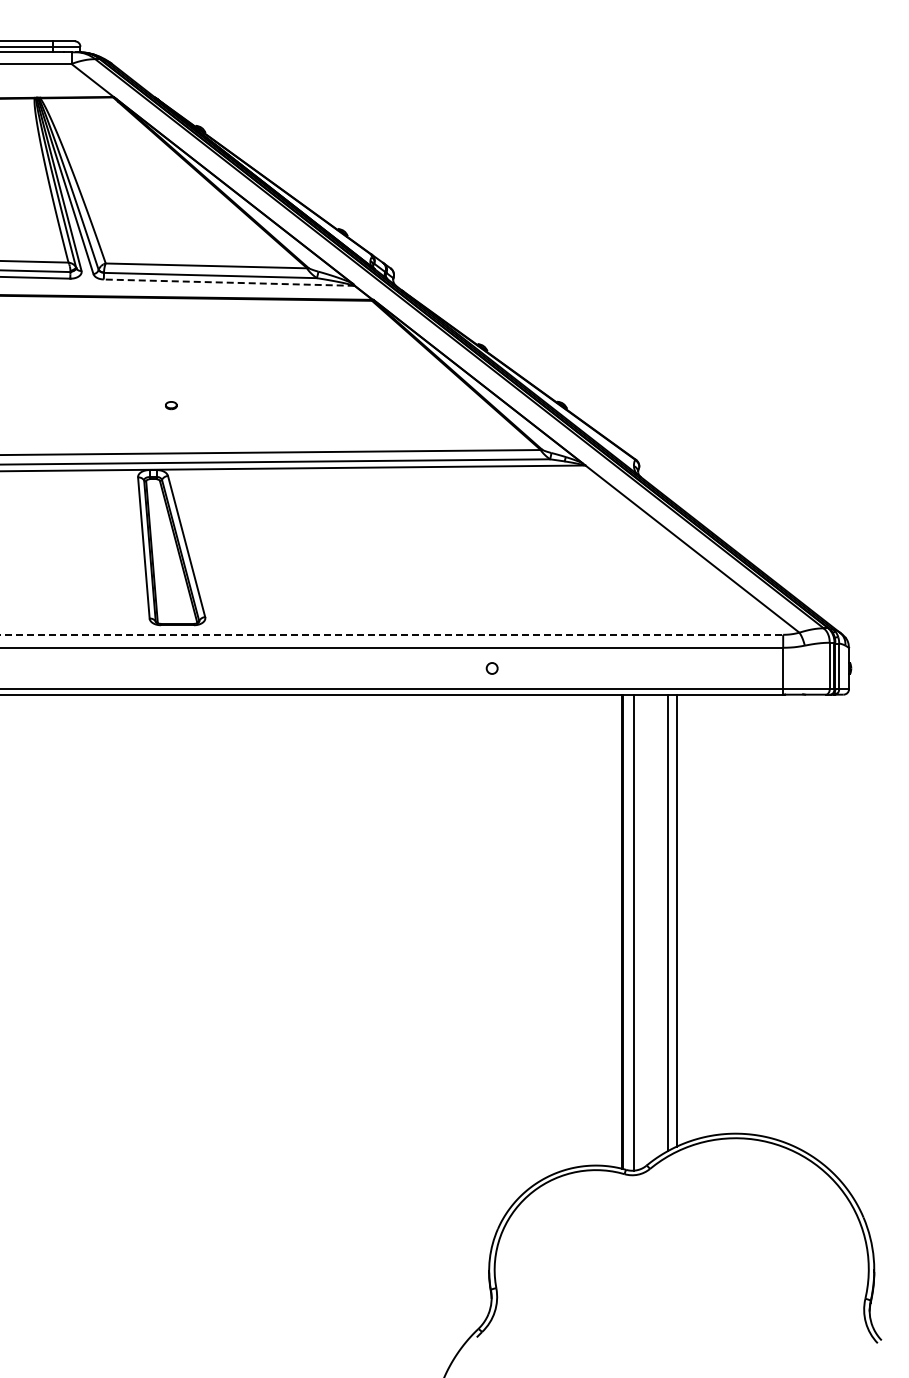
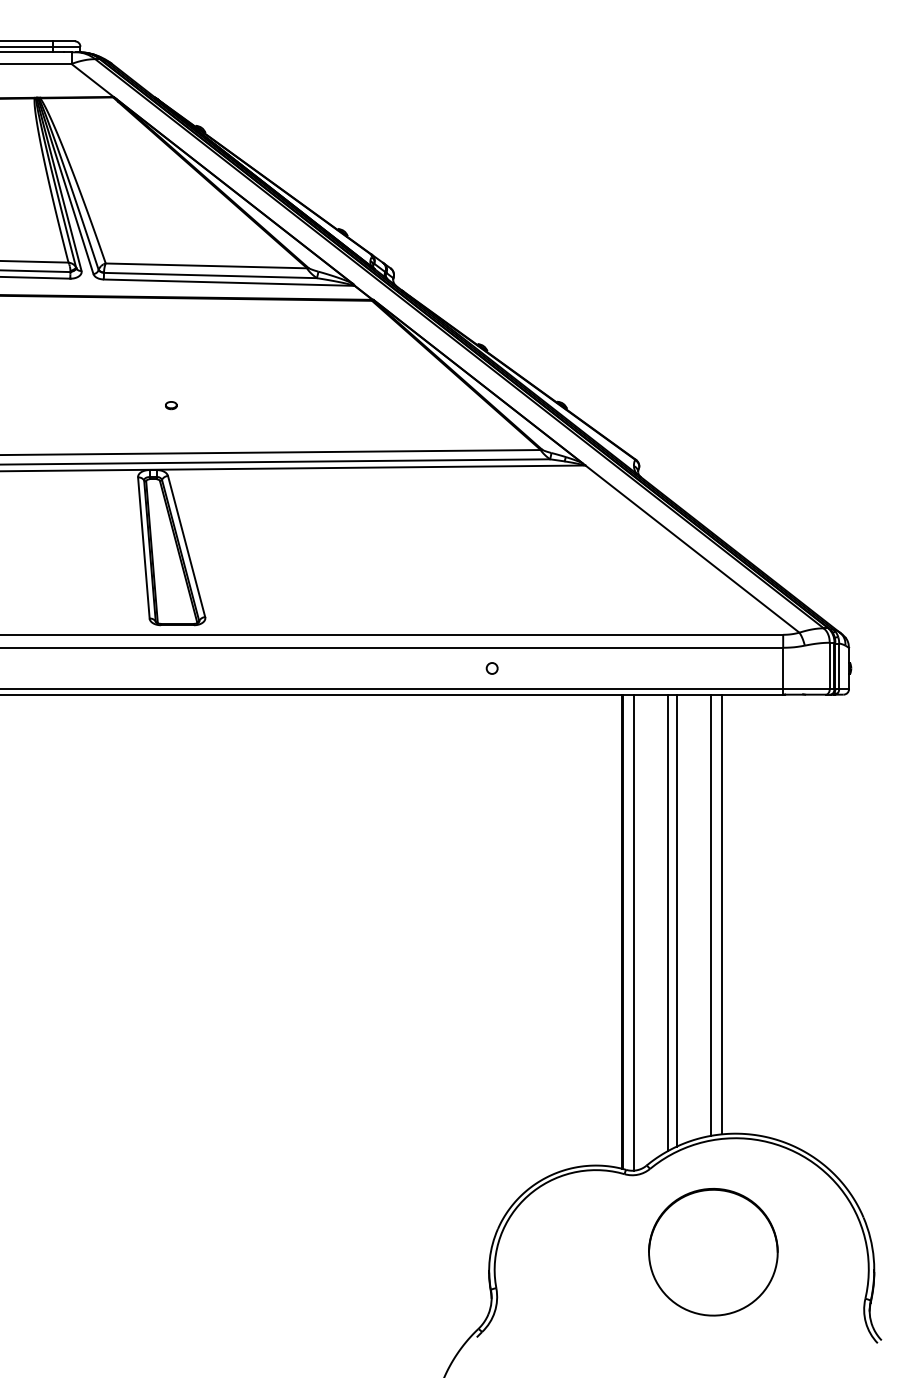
line: dashed -> solid (228, 282)
line: dashed -> solid (392, 634)
line: none -> present (710, 914)
line: none -> present (721, 914)
part: none -> present (713, 1252)
